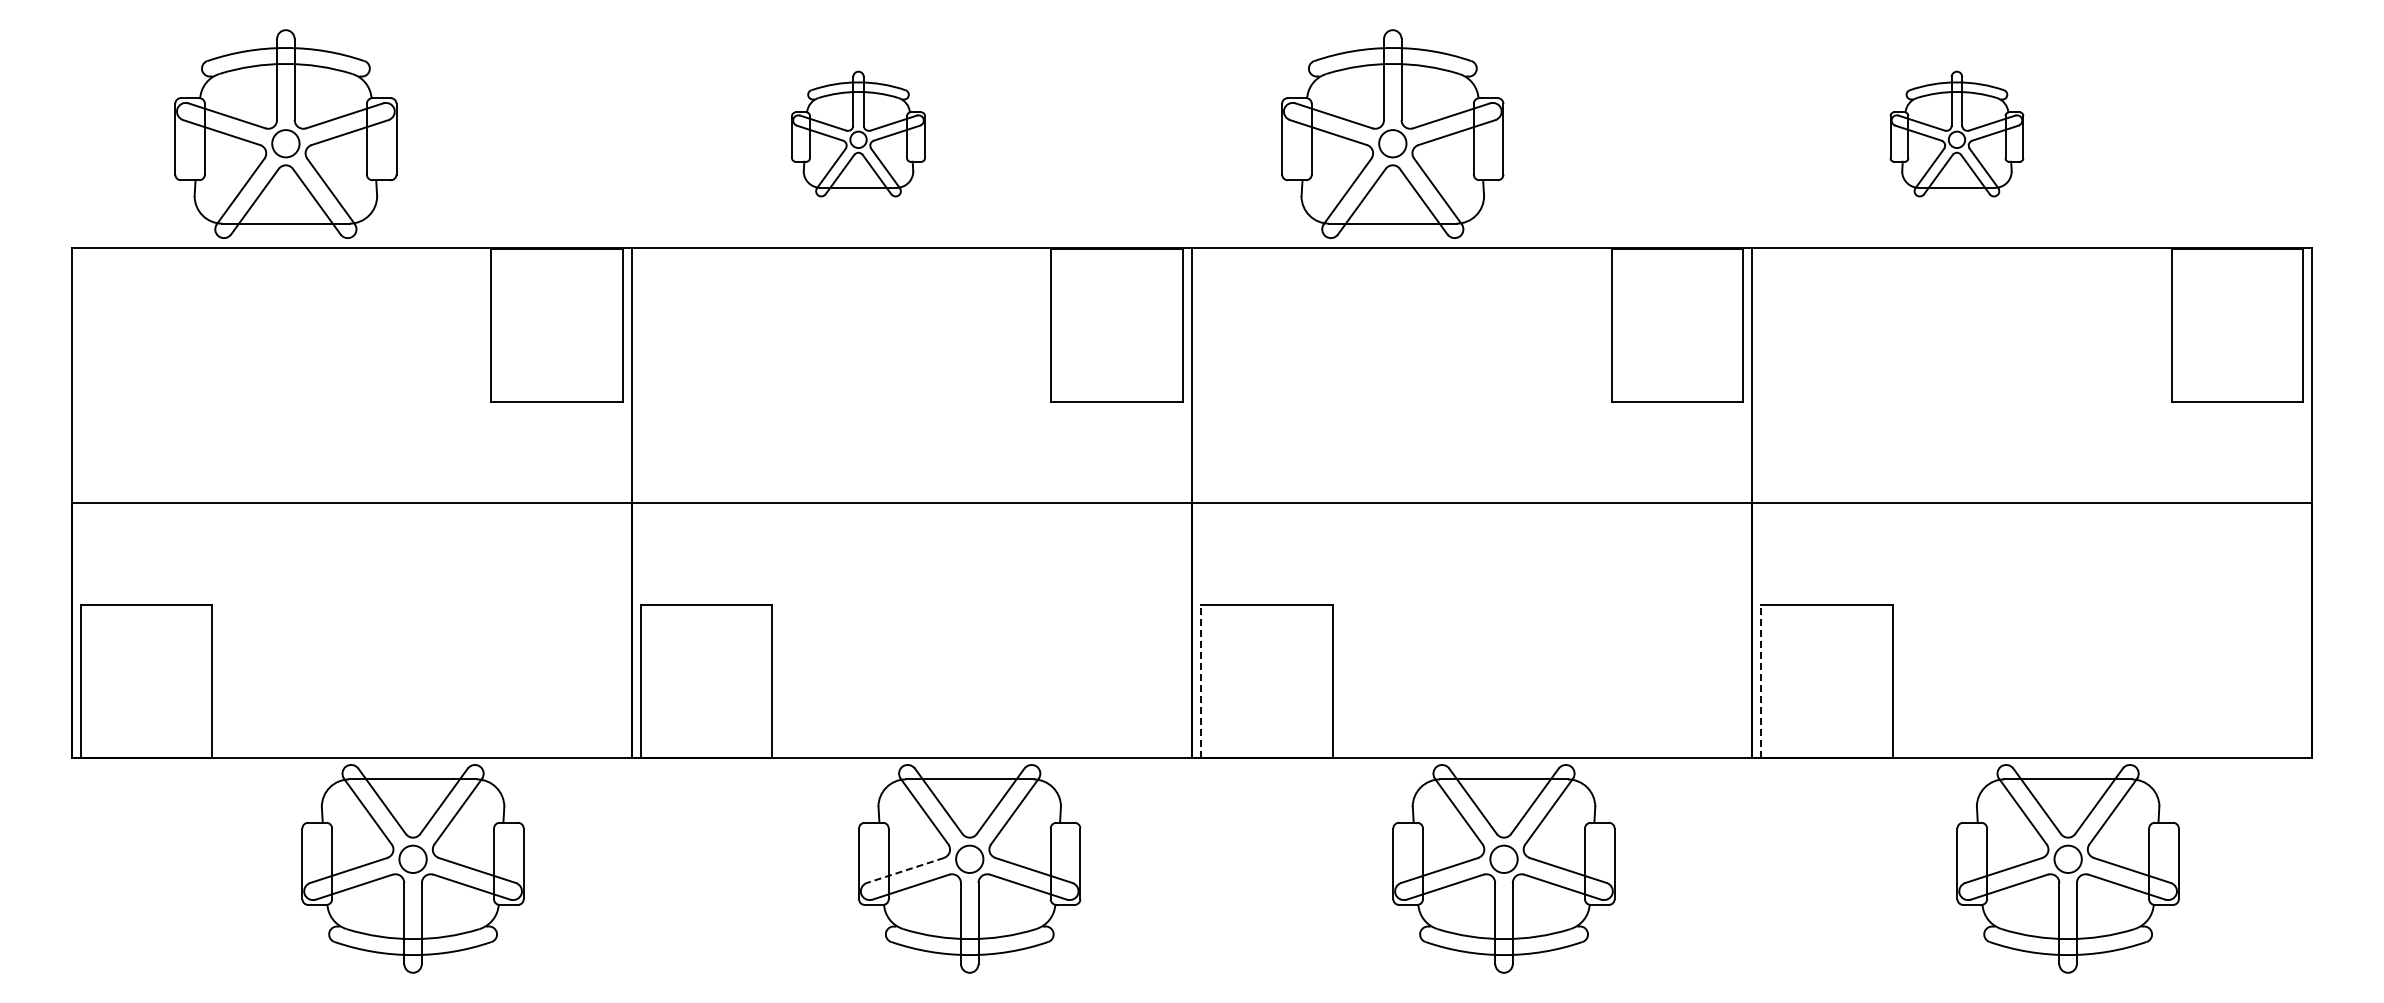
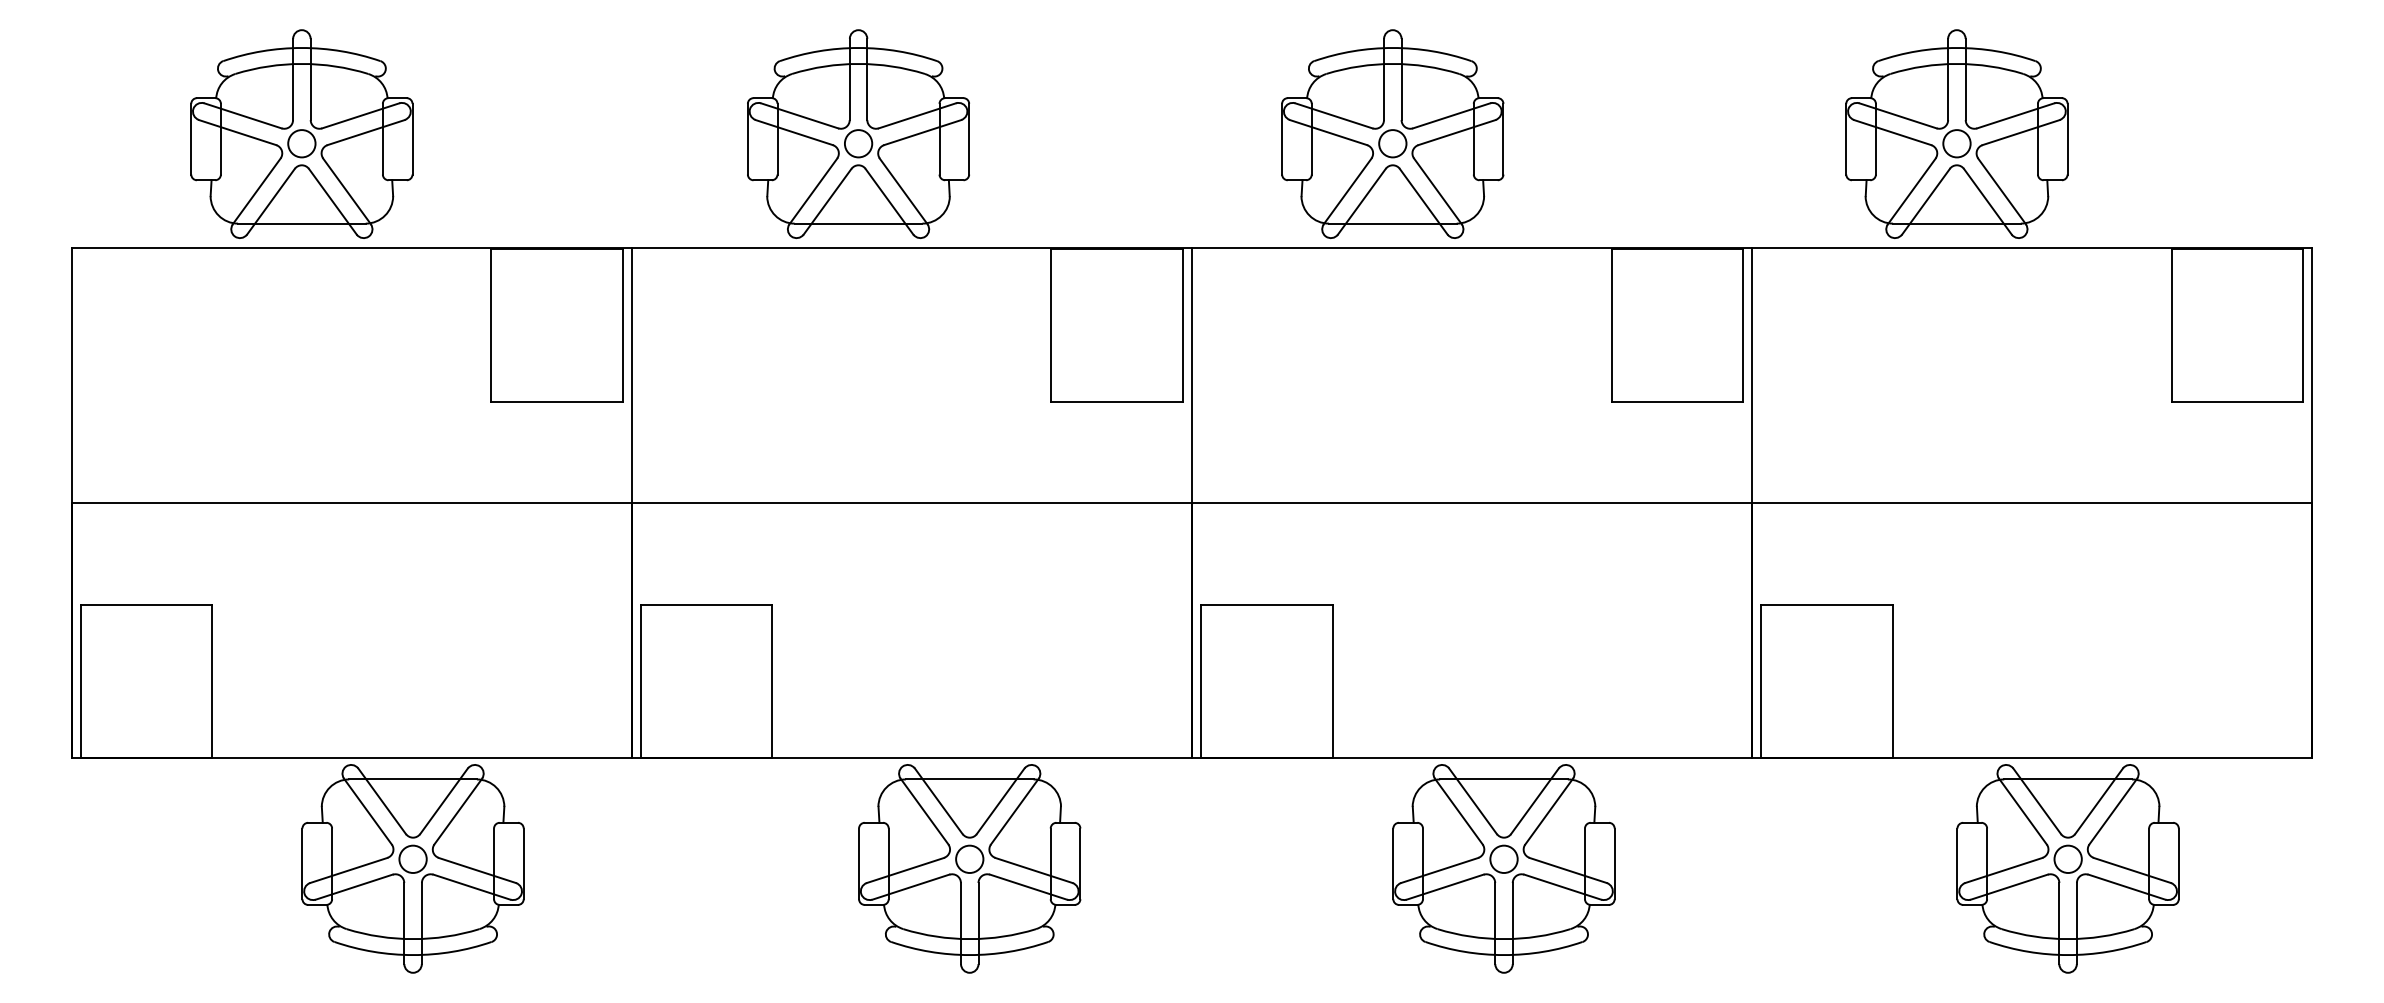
part position: (285, 133) -> (301, 133) (301, 133)
part size: 135x128 px -> 223x210 px (858, 133)
part size: 136x128 px -> 224x210 px (1956, 133)
line: dashed -> solid (1201, 680)
line: dashed -> solid (1761, 680)
line: dashed -> solid (905, 870)
